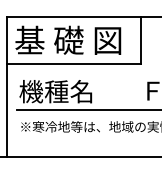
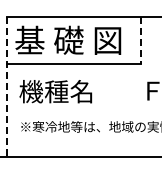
line: solid -> dashed (141, 40)
line: solid -> dashed (7, 87)
line: present -> none (87, 110)
